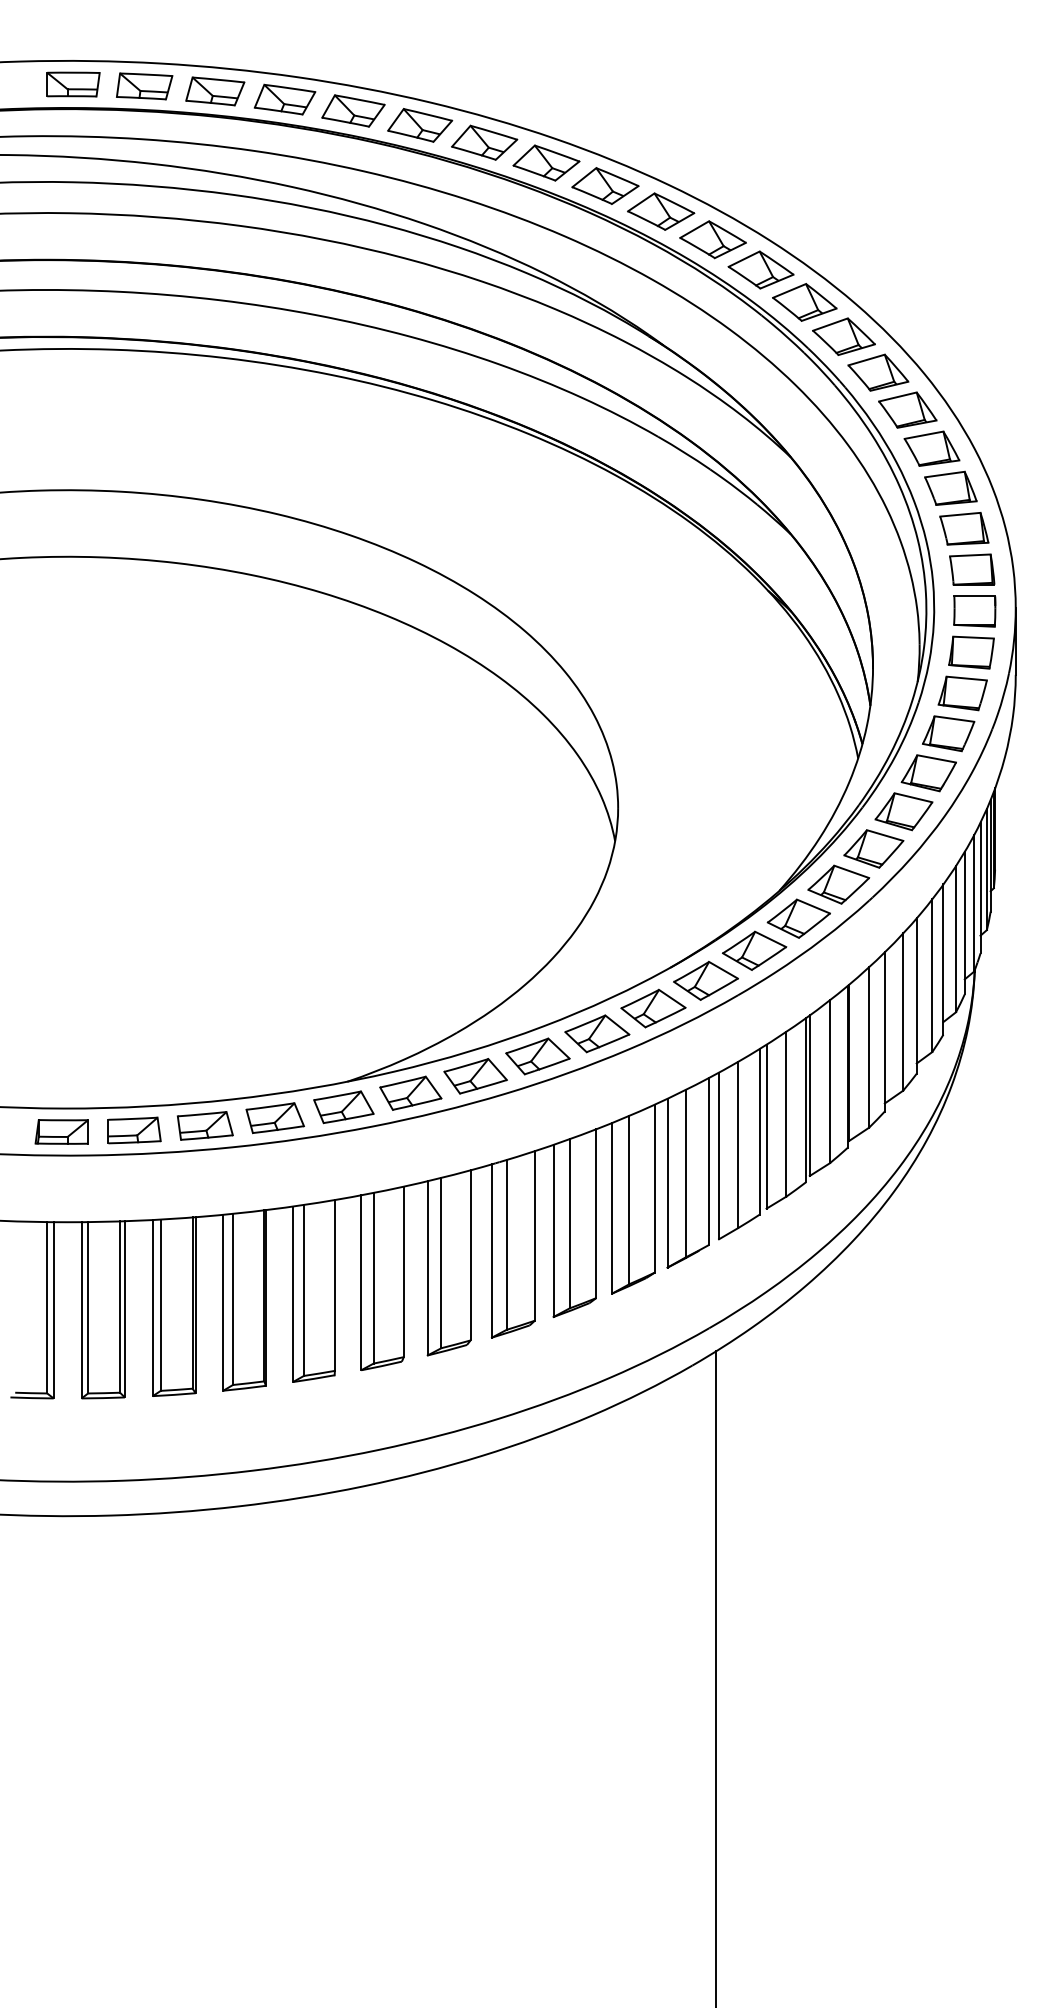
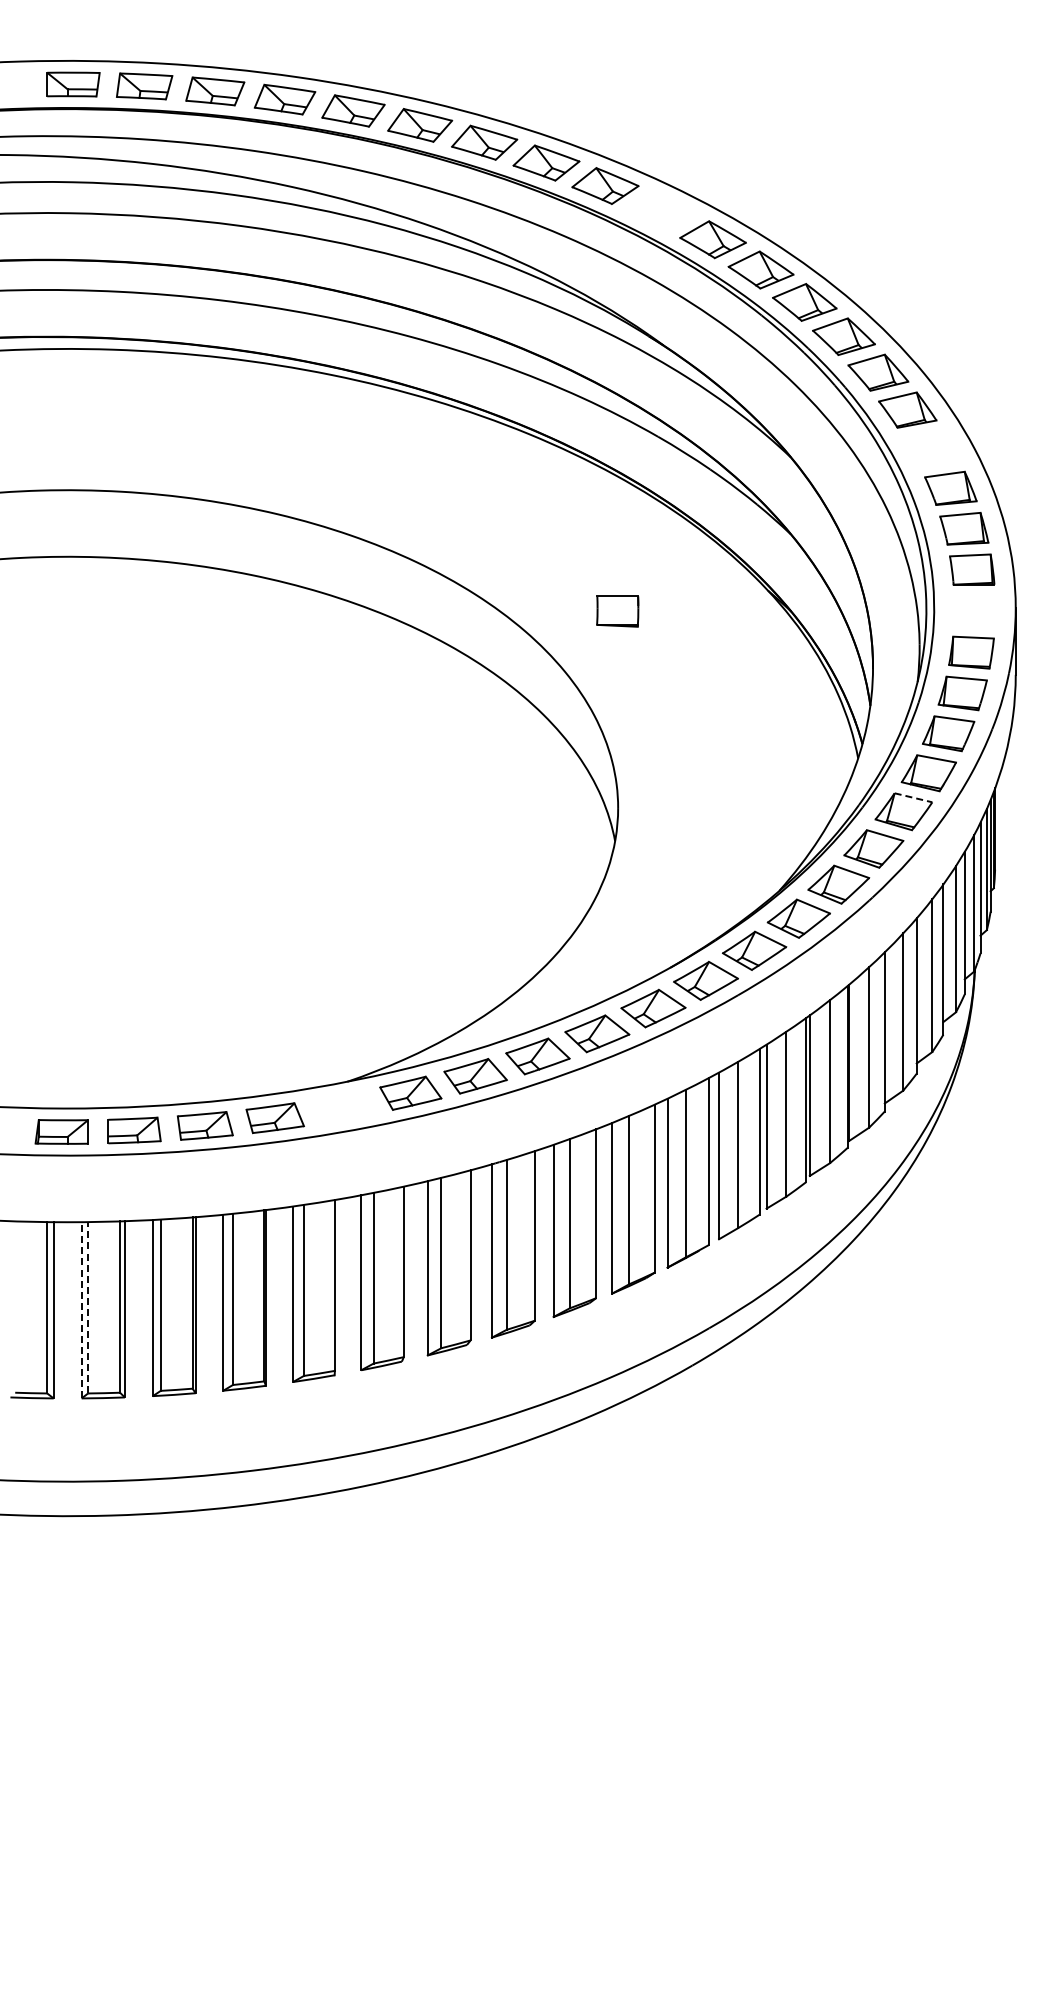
part: present -> none (661, 211)
part: present -> none (931, 448)
part position: (974, 611) -> (617, 611) (617, 611)
line: solid -> dashed (914, 797)
part: present -> none (343, 1107)
line: solid -> dashed (88, 1307)
line: solid -> dashed (81, 1309)
line: present -> none (716, 1677)
